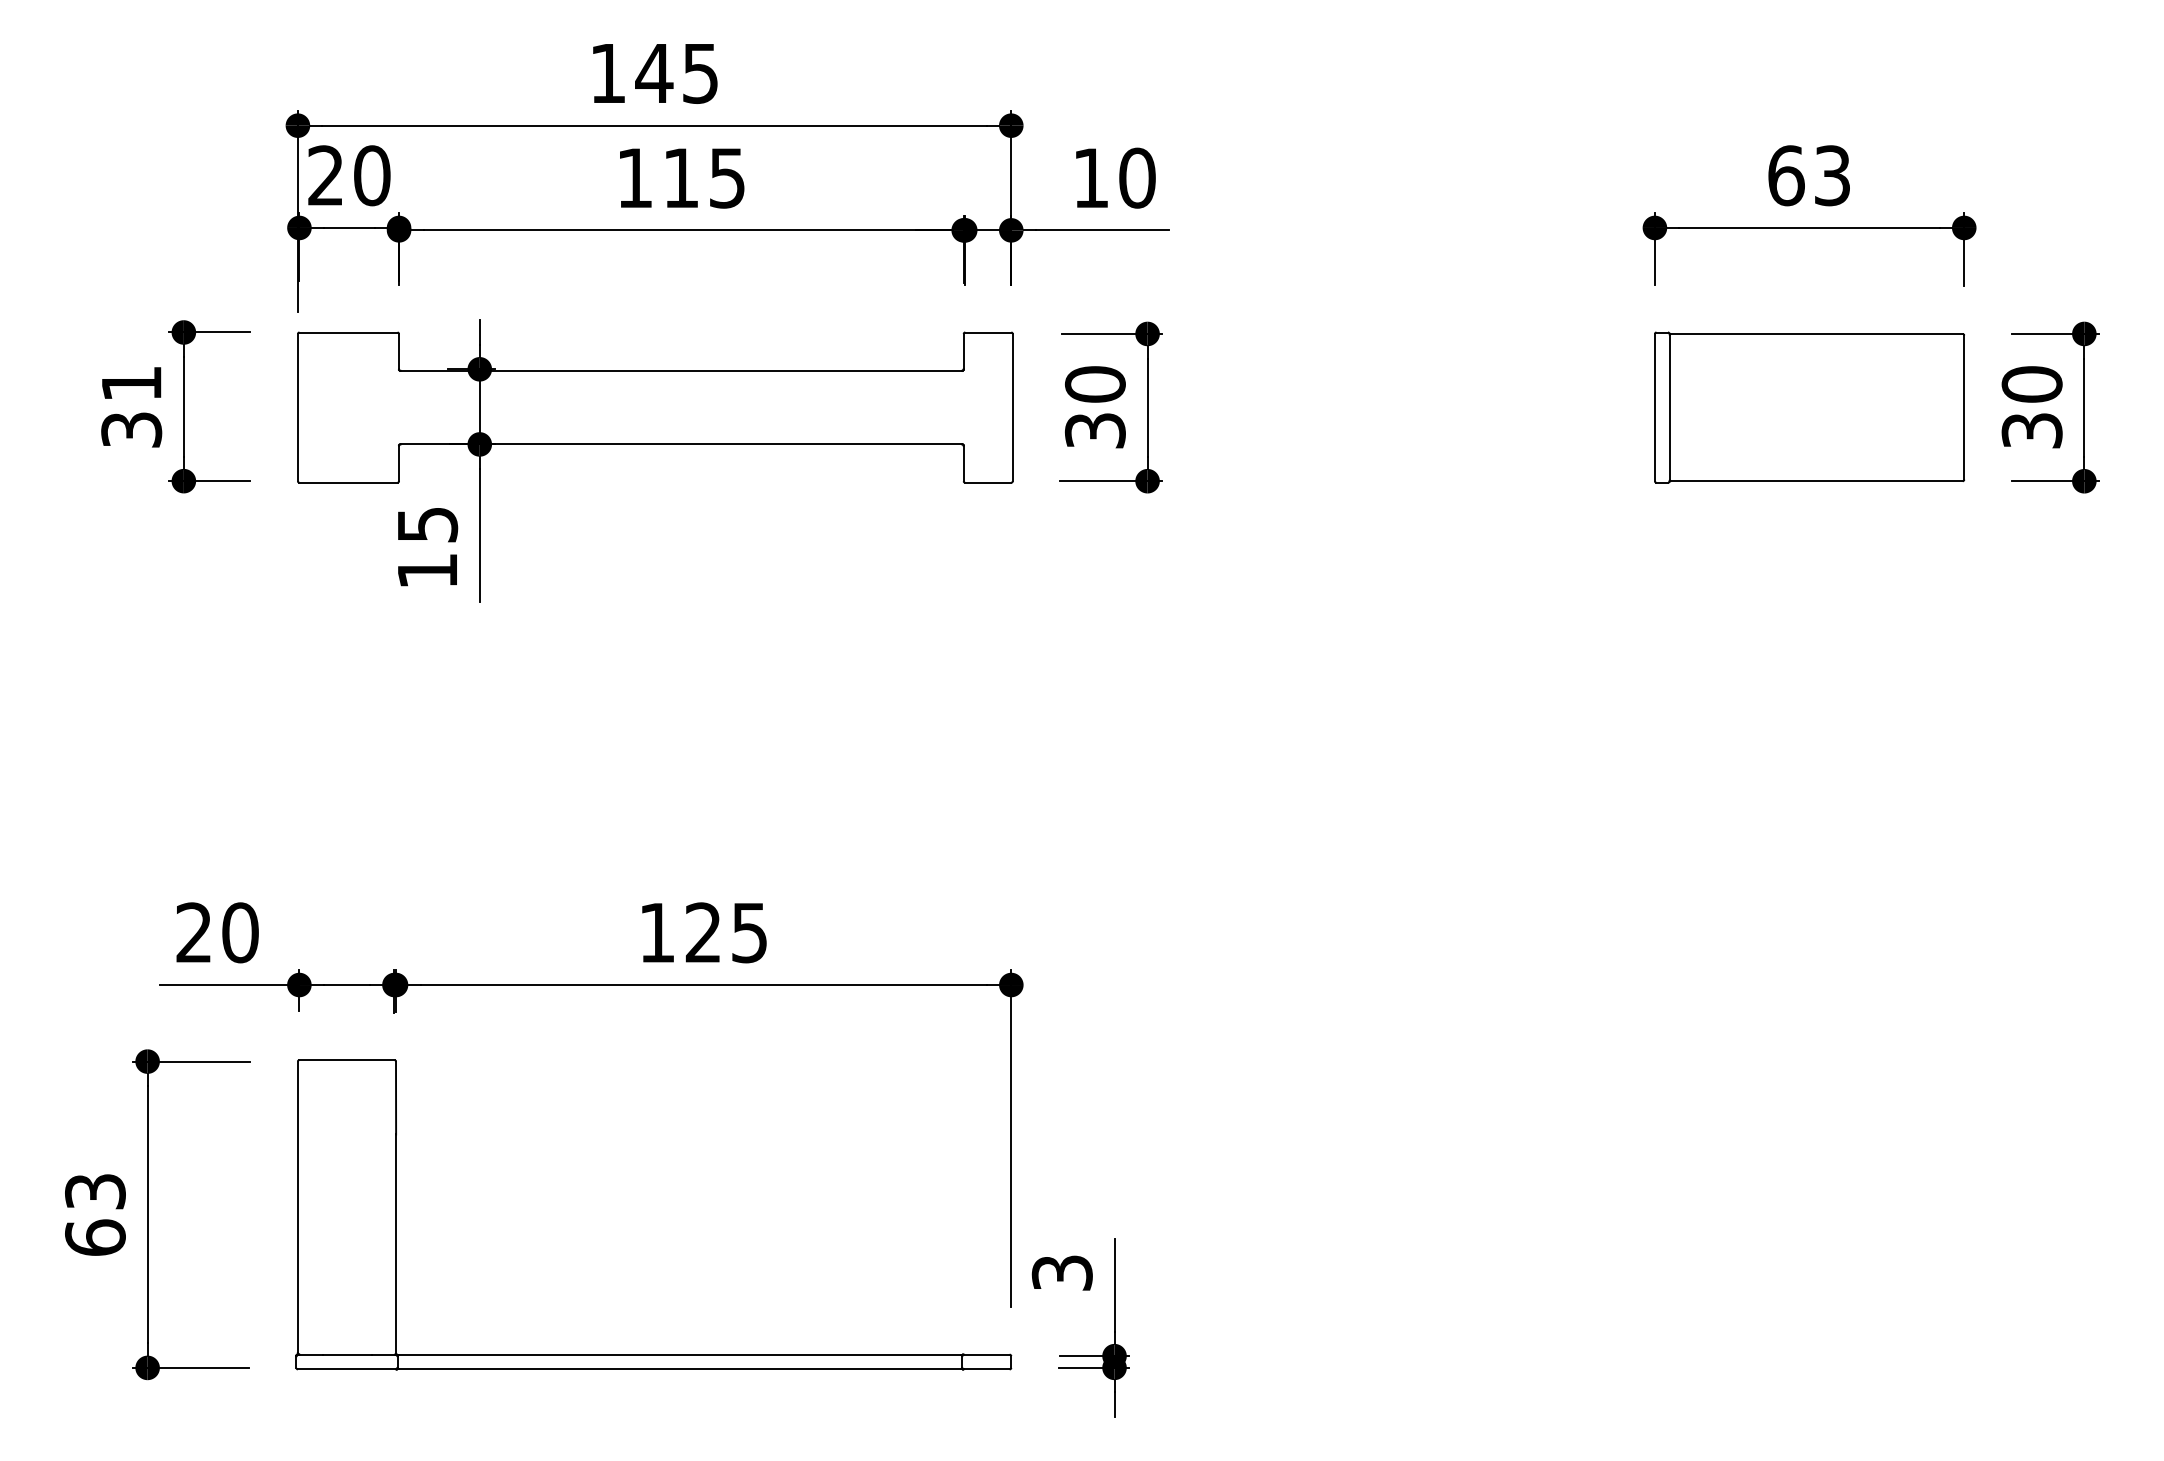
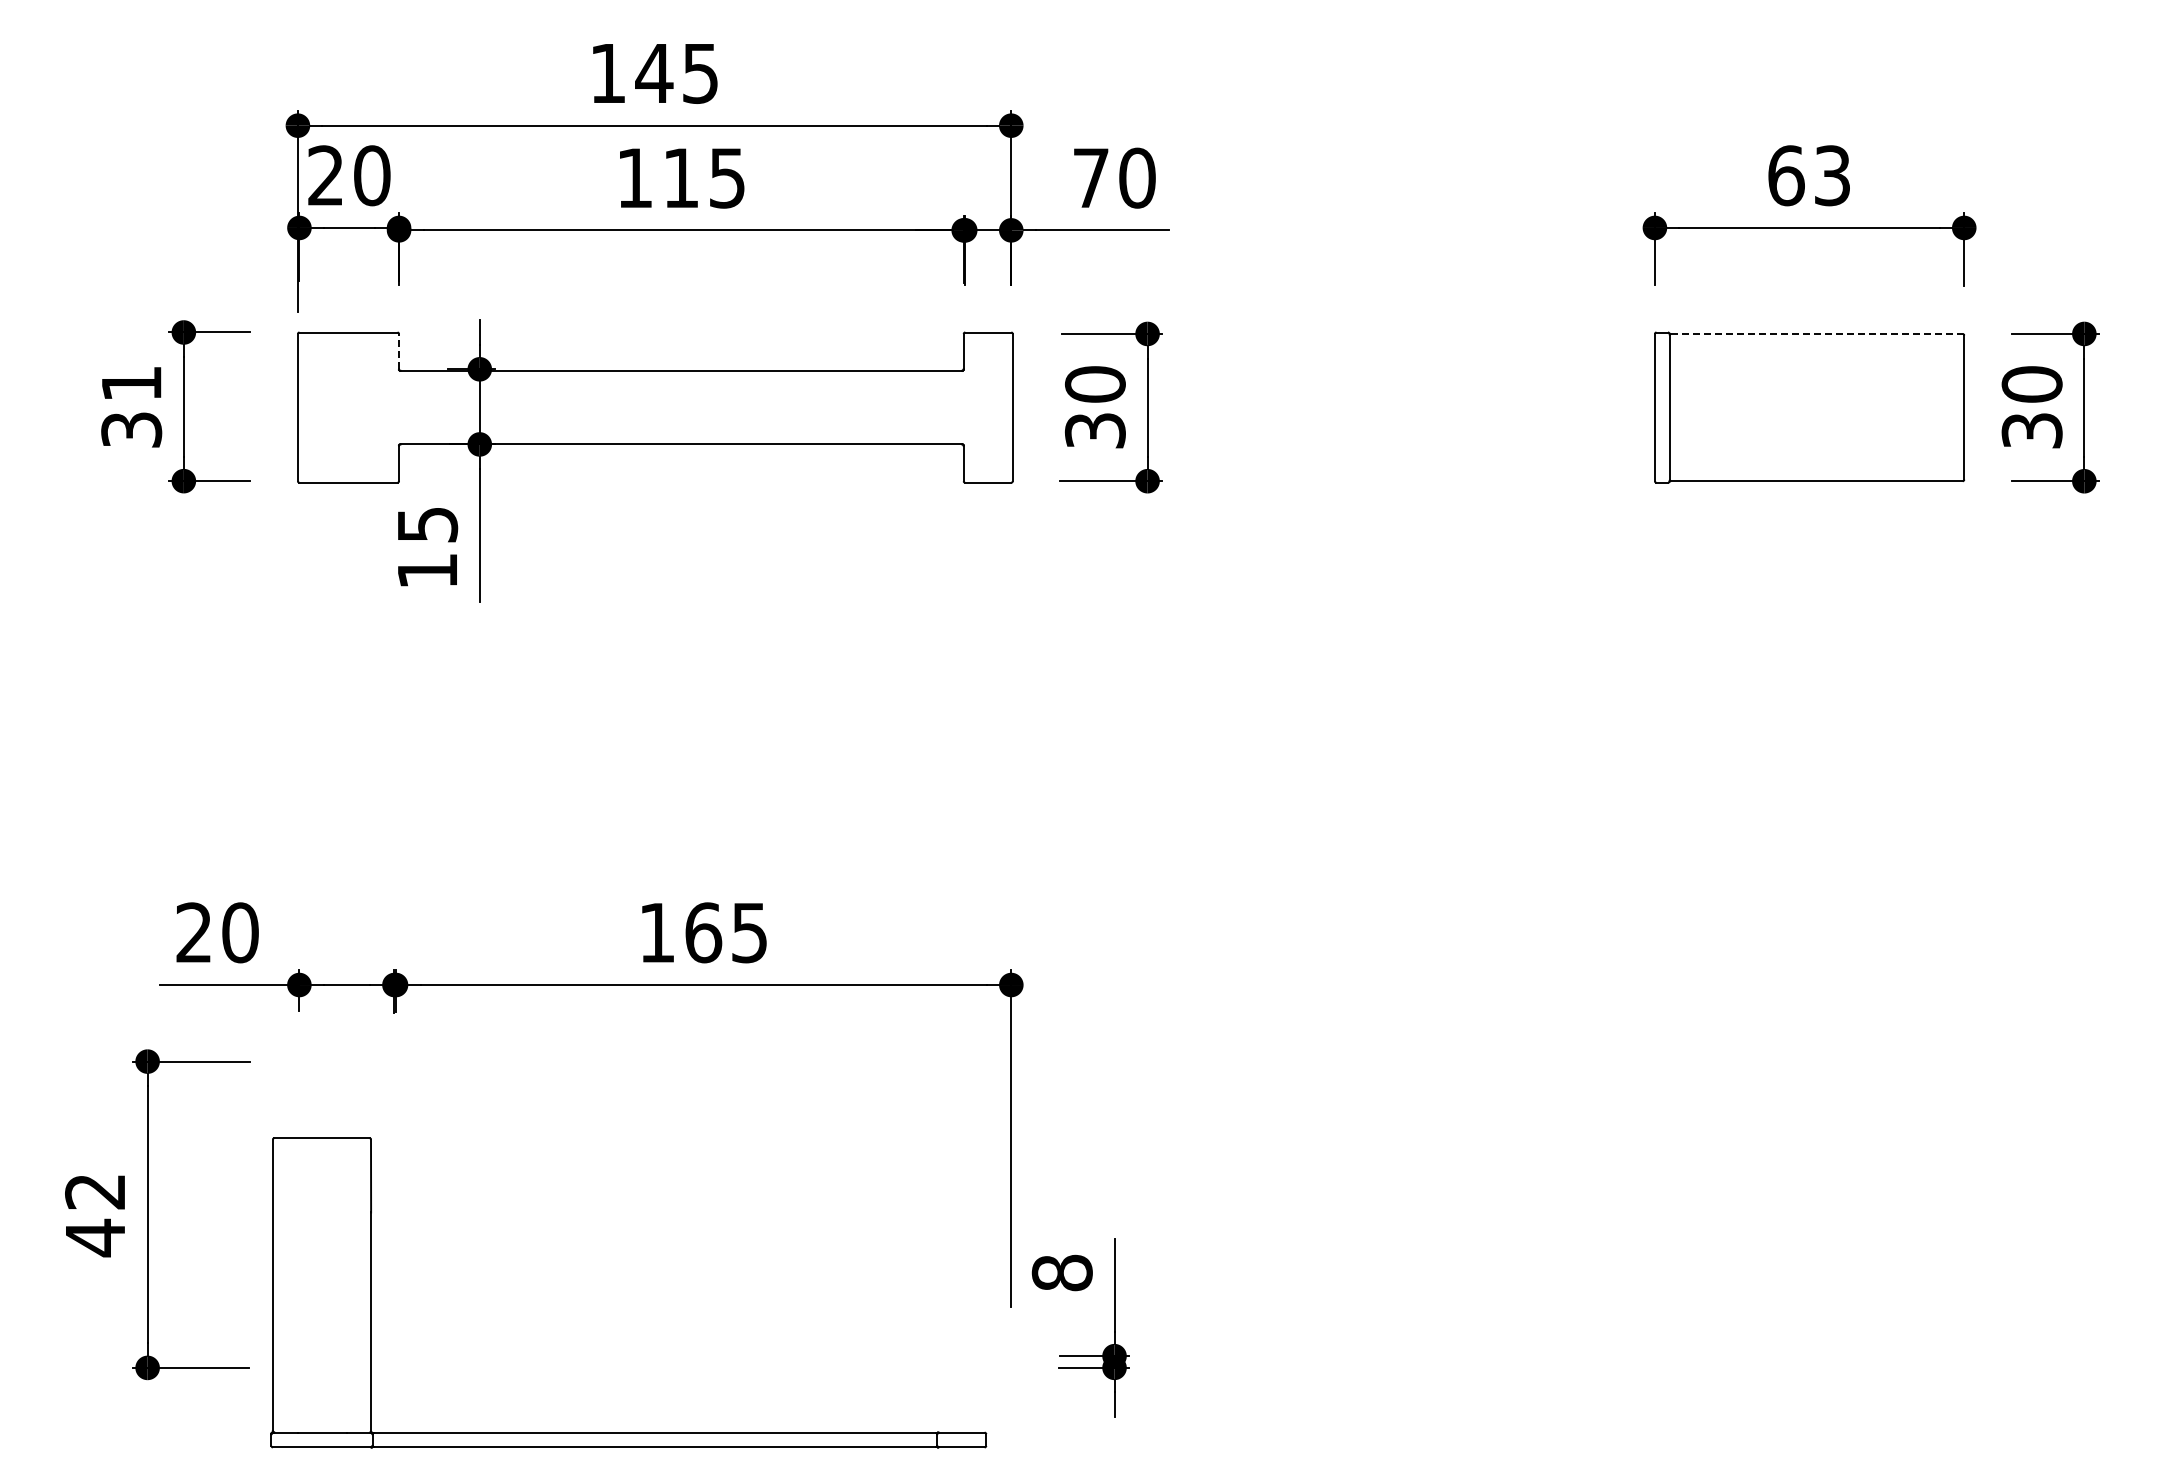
text: 10 -> 70 (1091, 177)
line: solid -> dashed (1816, 333)
line: solid -> dashed (399, 351)
text: 125 -> 165 (703, 932)
text: 63 -> 42 (95, 1215)
text: 3 -> 8 (1061, 1272)
part position: (653, 1354) -> (628, 1432) (628, 1432)
